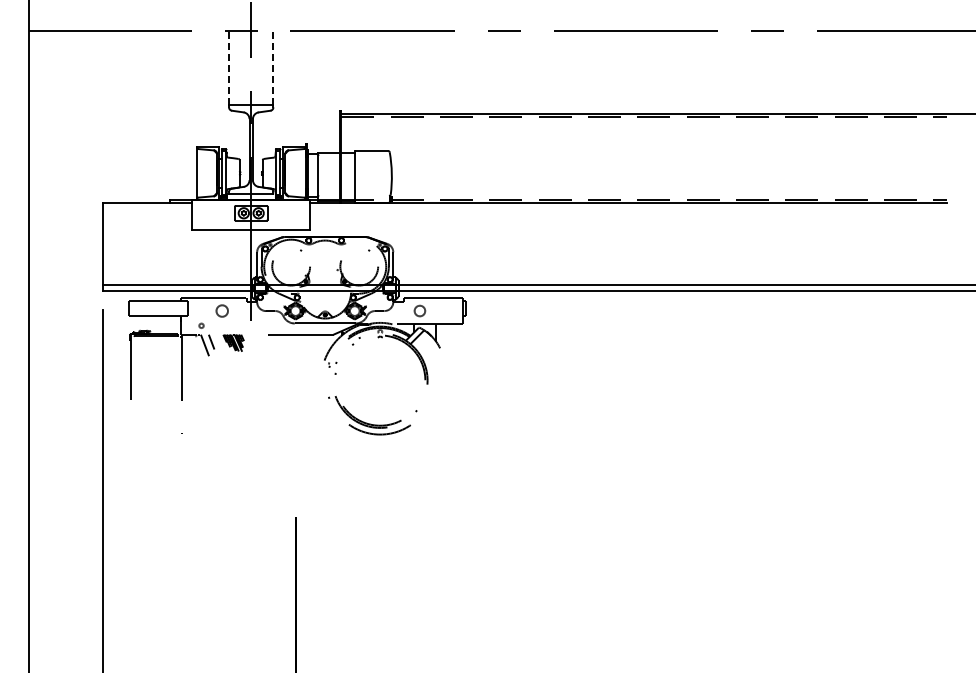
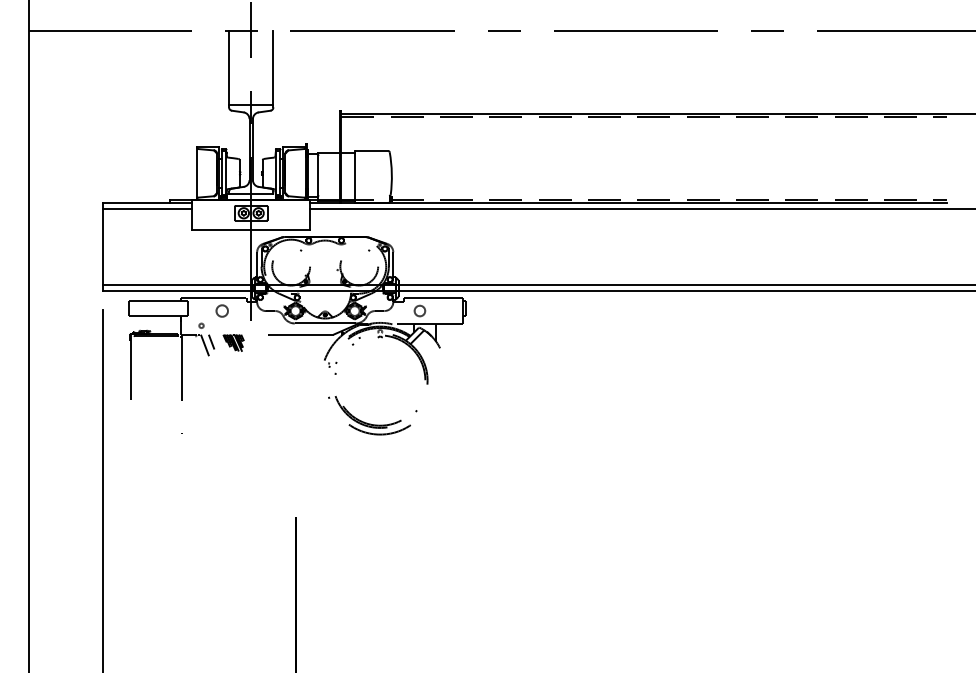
line: dashed -> solid (229, 68)
line: dashed -> solid (273, 68)
line: none -> present (147, 209)
line: none -> present (640, 209)
